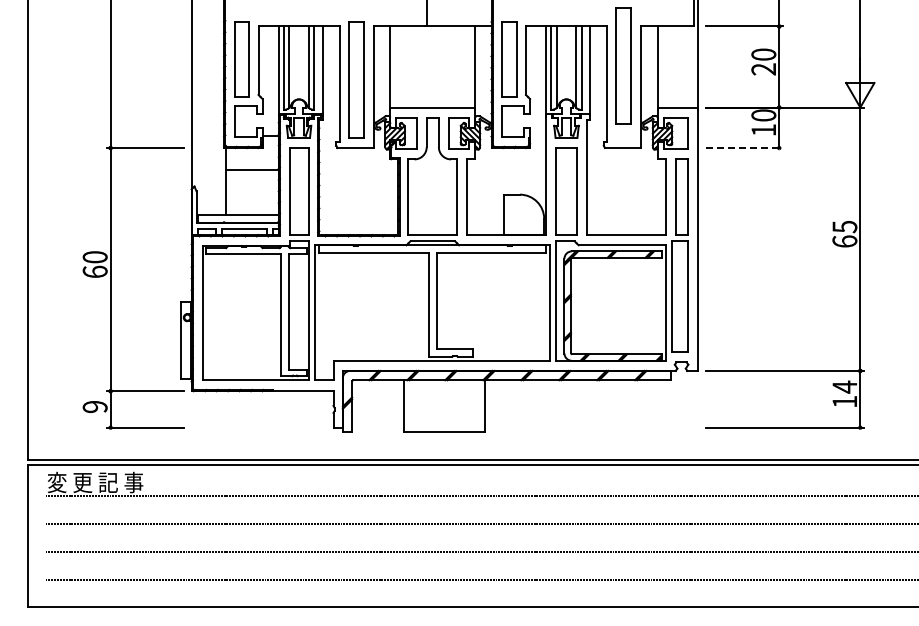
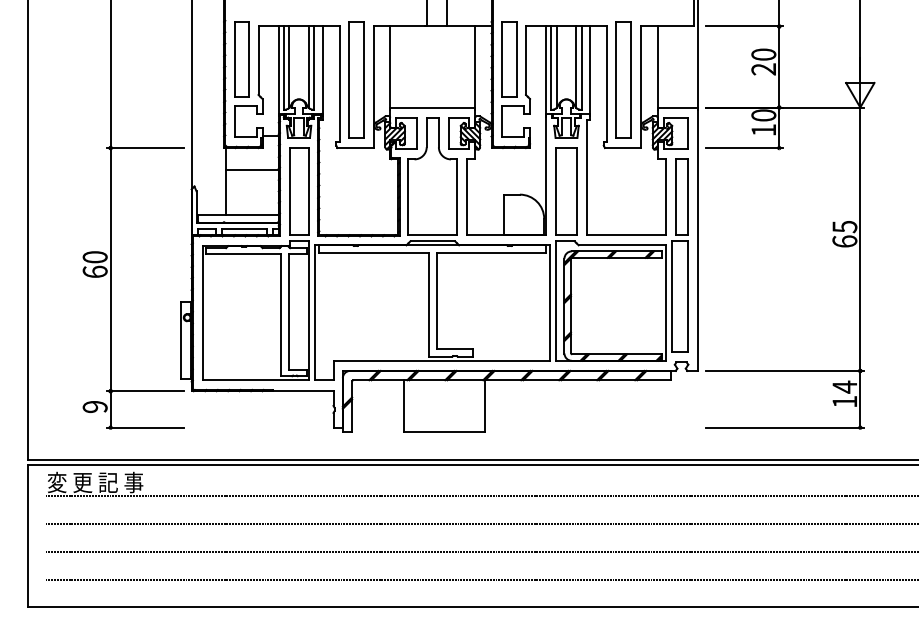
line: none -> present (446, 14)
part position: (623, 65) -> (623, 79) (623, 79)
line: dashed -> solid (745, 148)
